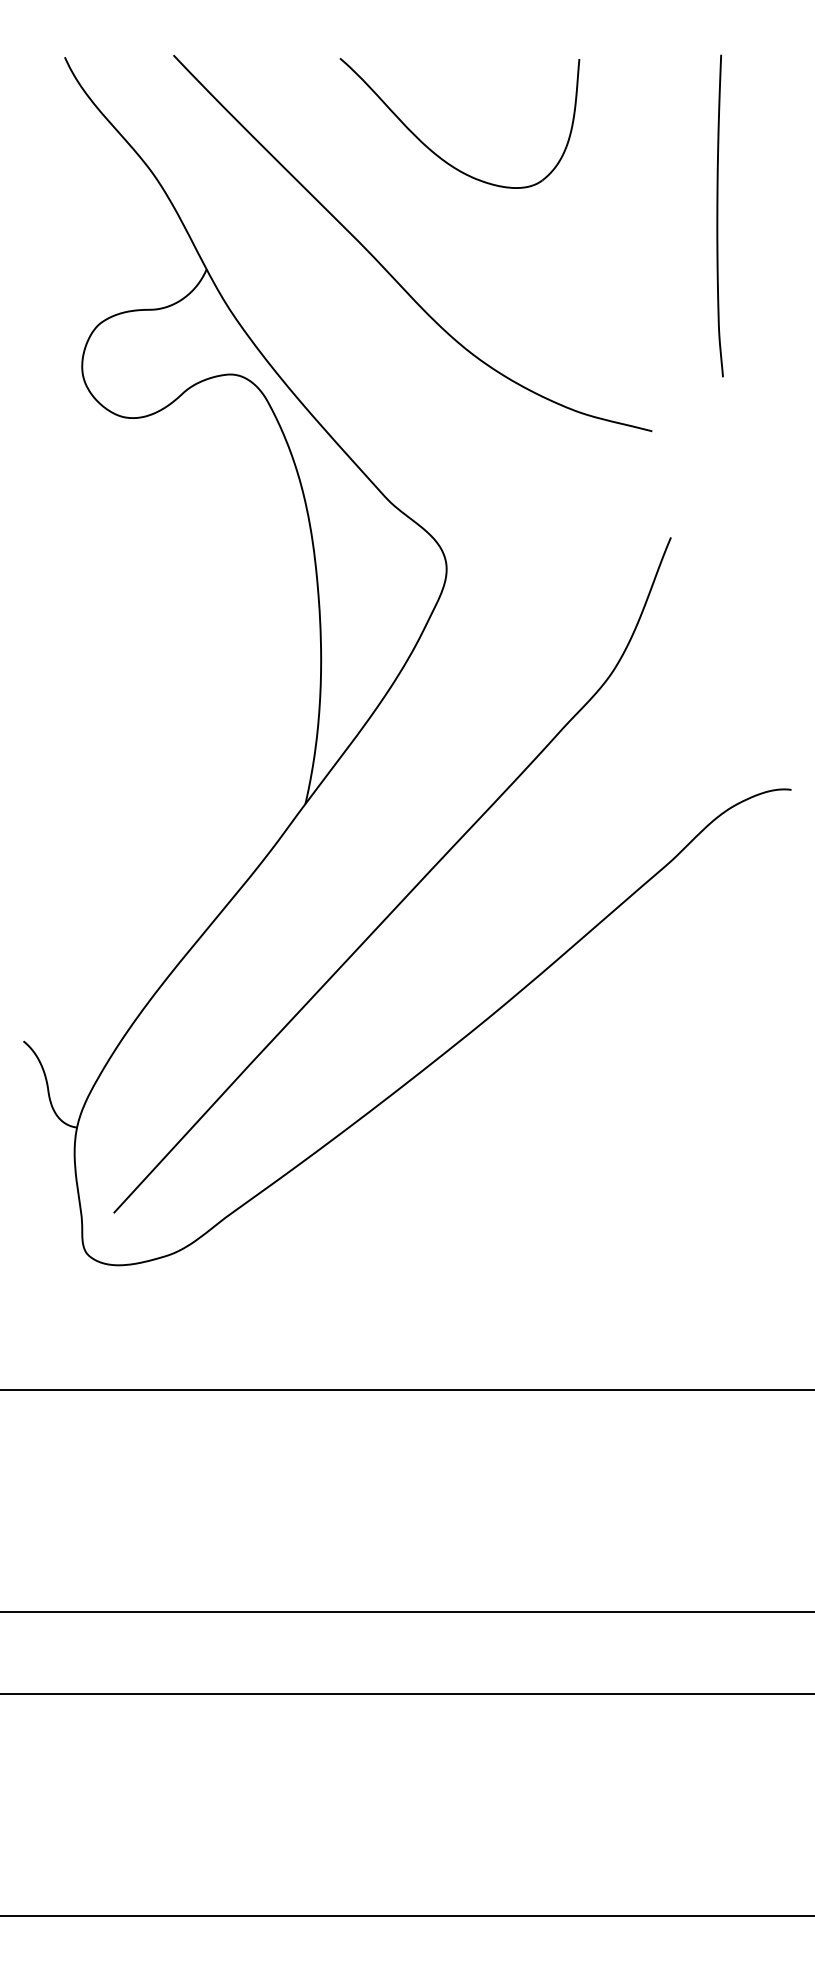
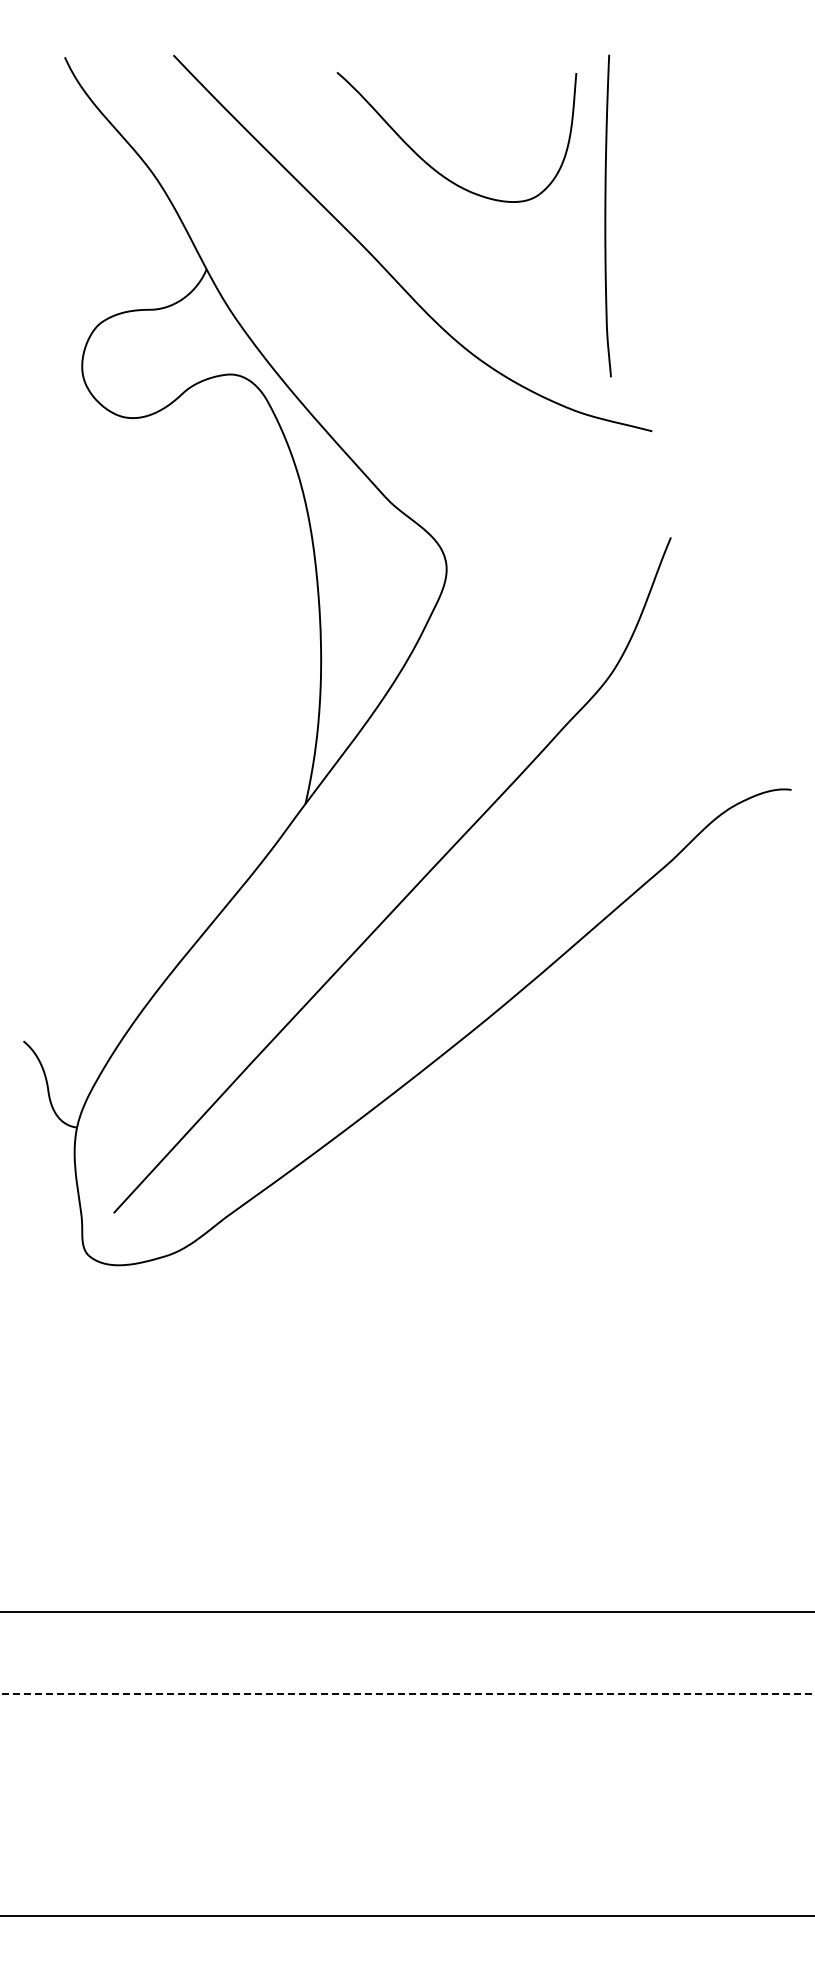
part position: (436, 153) -> (433, 167) (433, 167)
curve position: (718, 215) -> (606, 215) (606, 215)
line: present -> none (406, 1390)
line: solid -> dashed (407, 1693)
